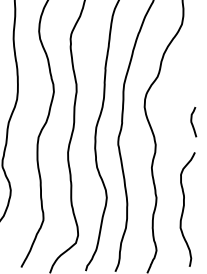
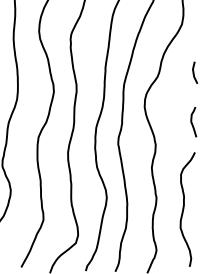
line: none -> present (194, 72)
